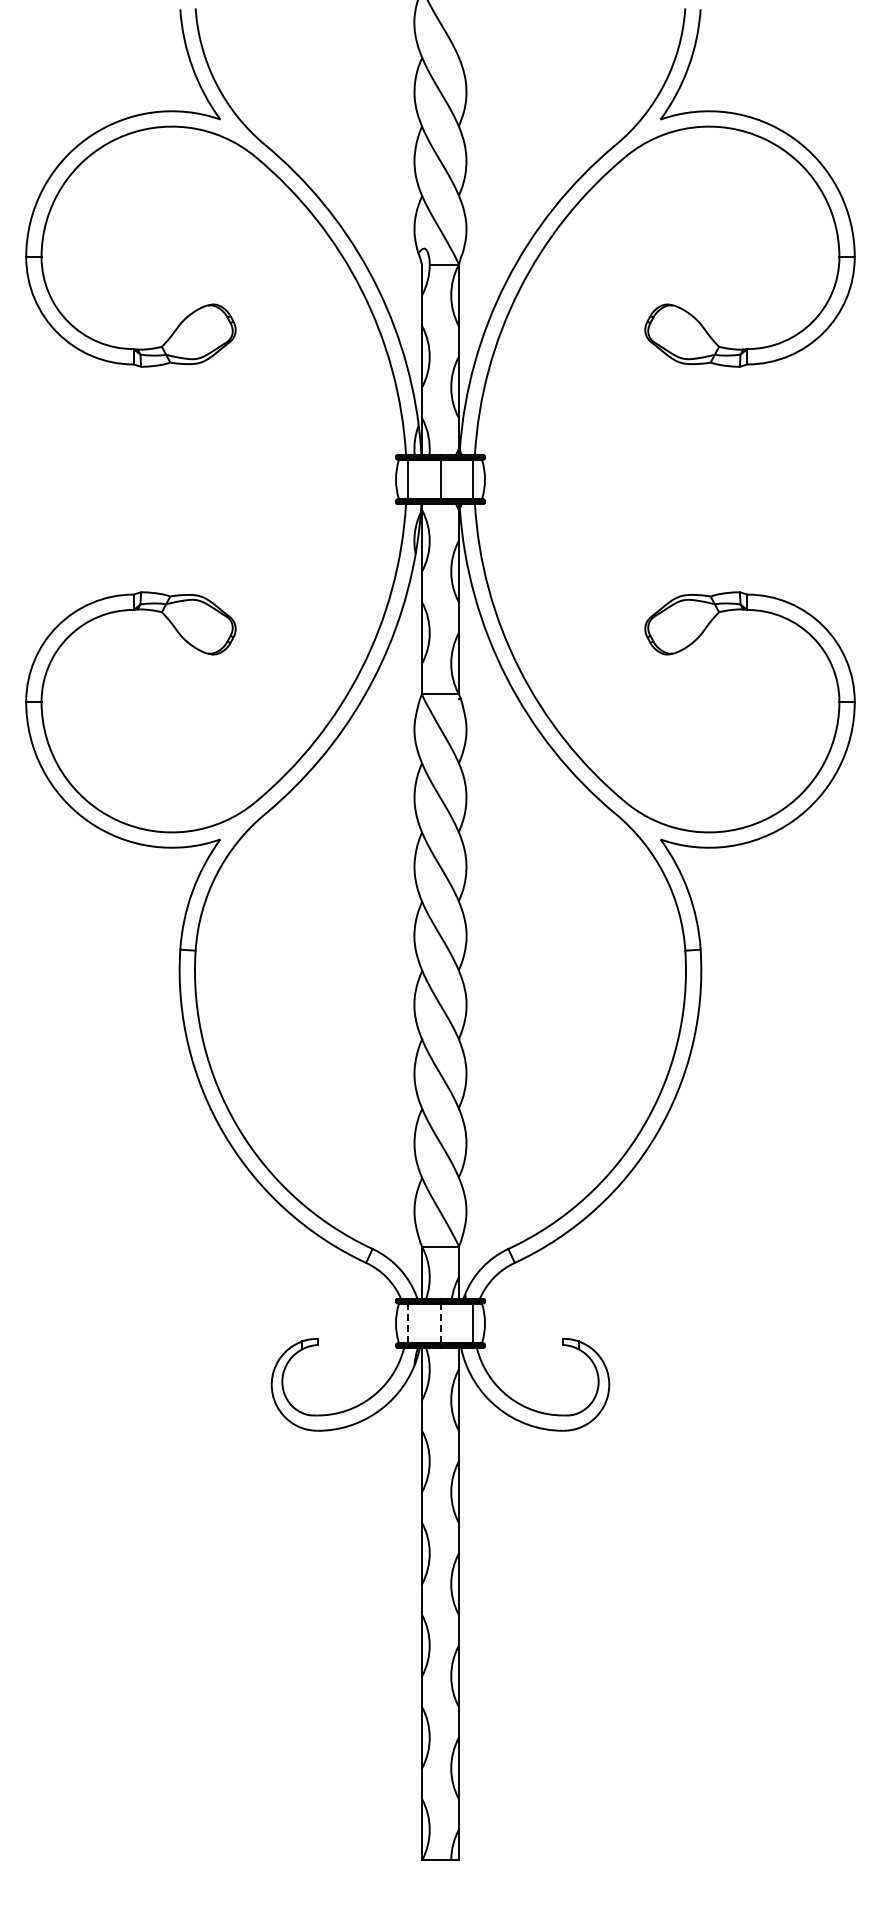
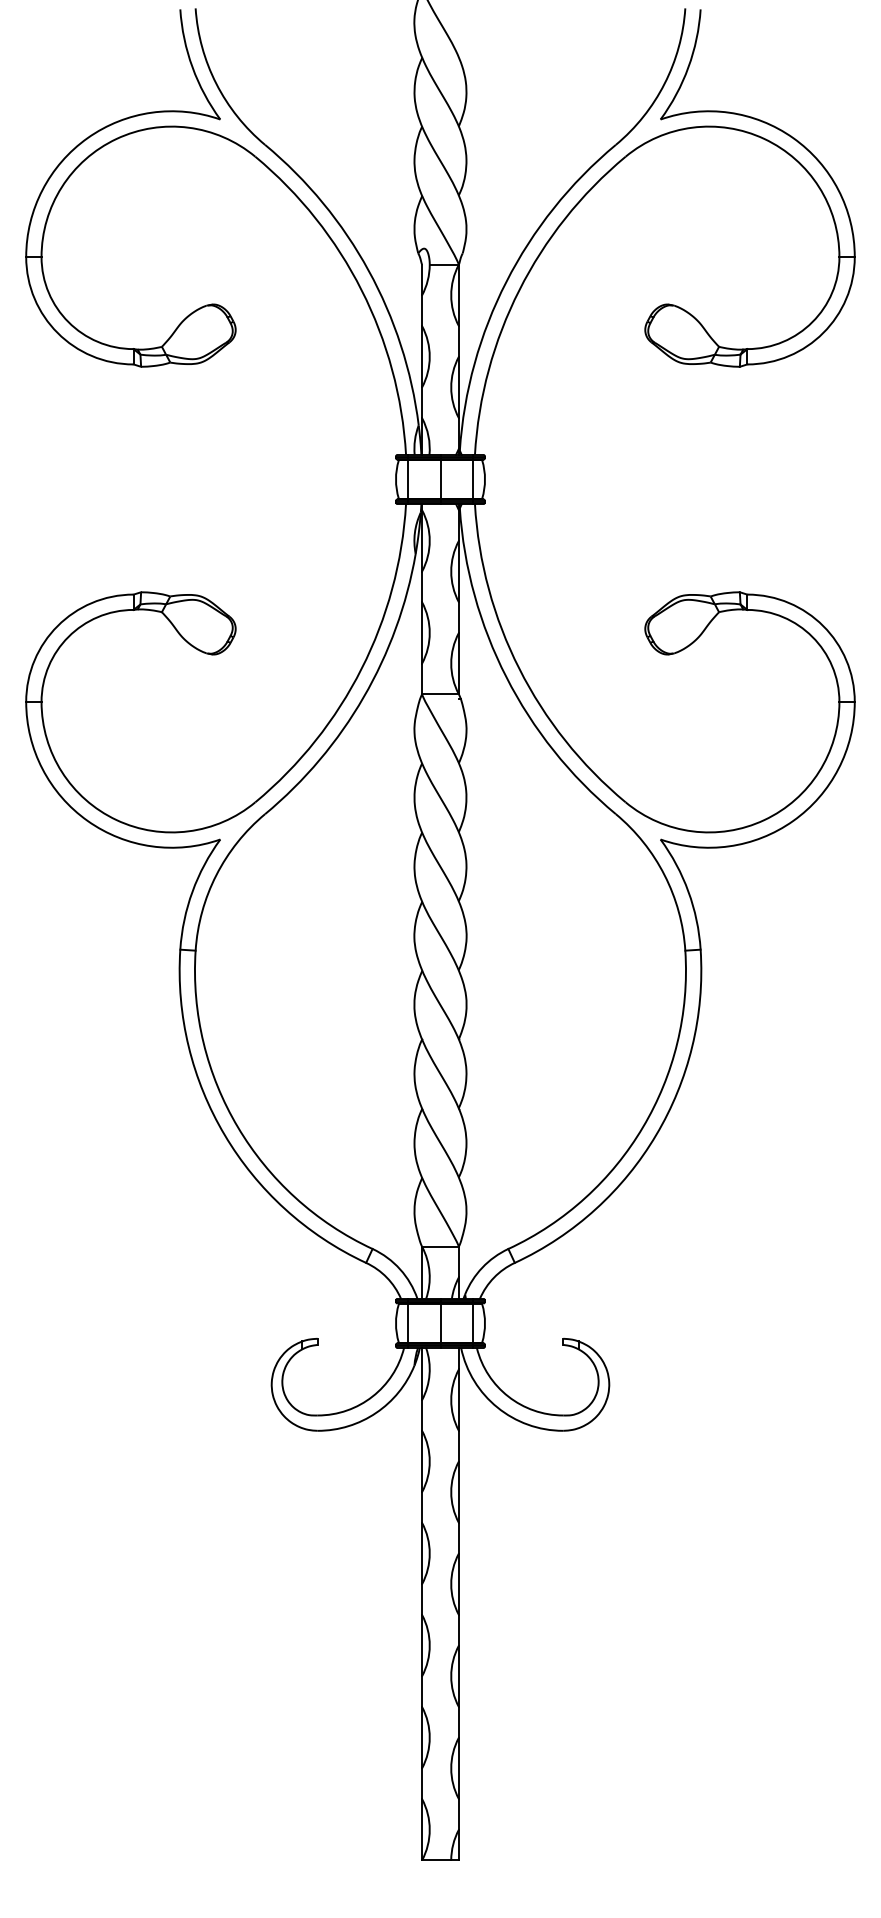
line: dashed -> solid (408, 1322)
line: dashed -> solid (440, 1322)
